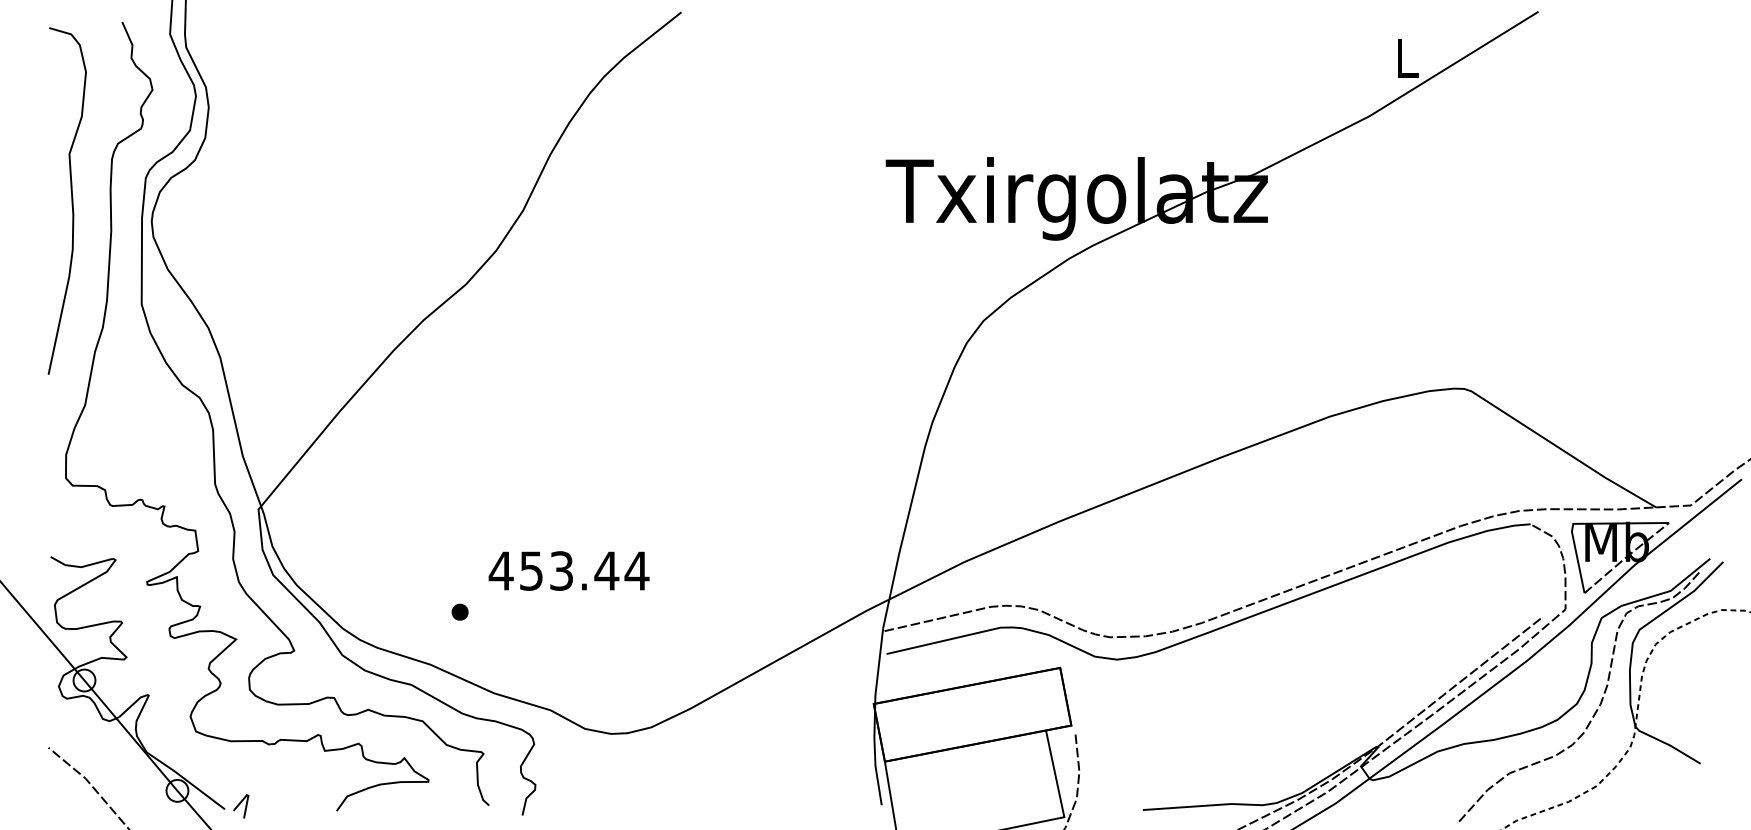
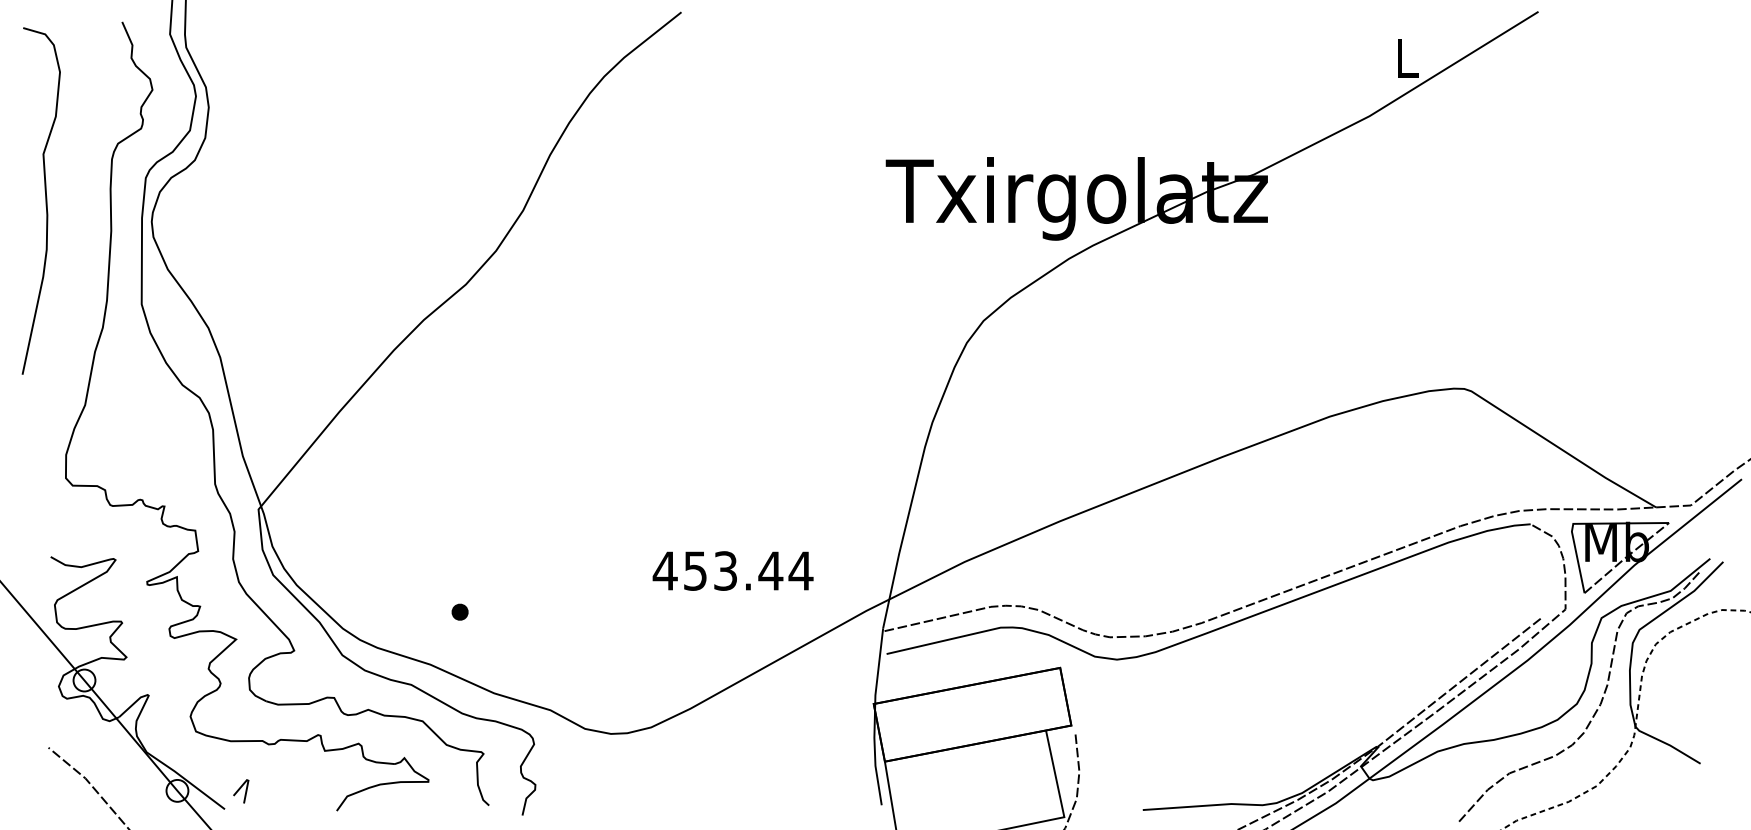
curve position: (71, 200) -> (45, 200) (45, 200)
text position: (568, 570) -> (732, 570) (732, 570)
line position: (240, 804) -> (240, 789) (240, 789)
